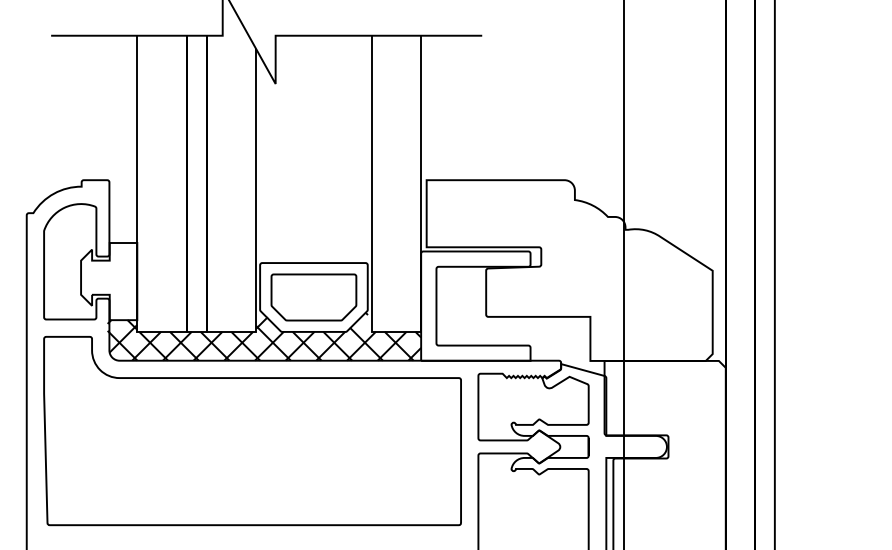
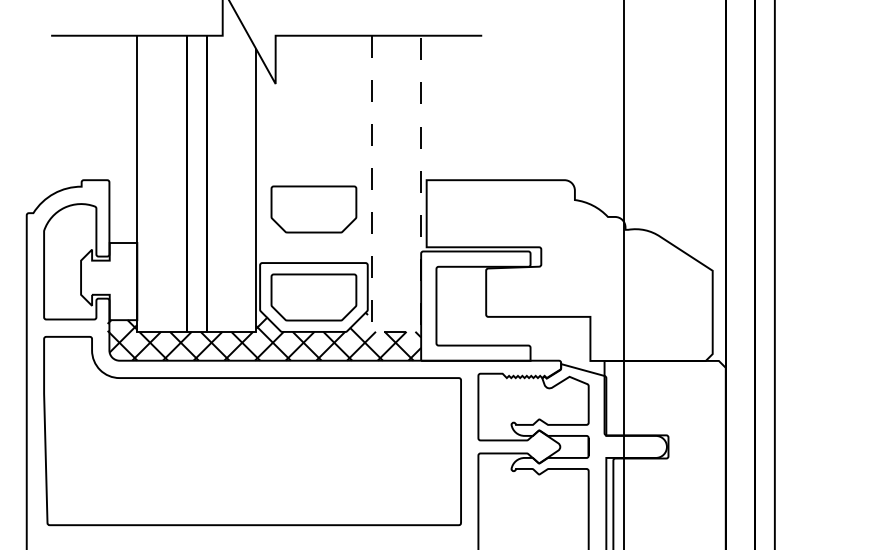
part: none -> present (313, 209)
line: solid -> dashed (396, 331)
